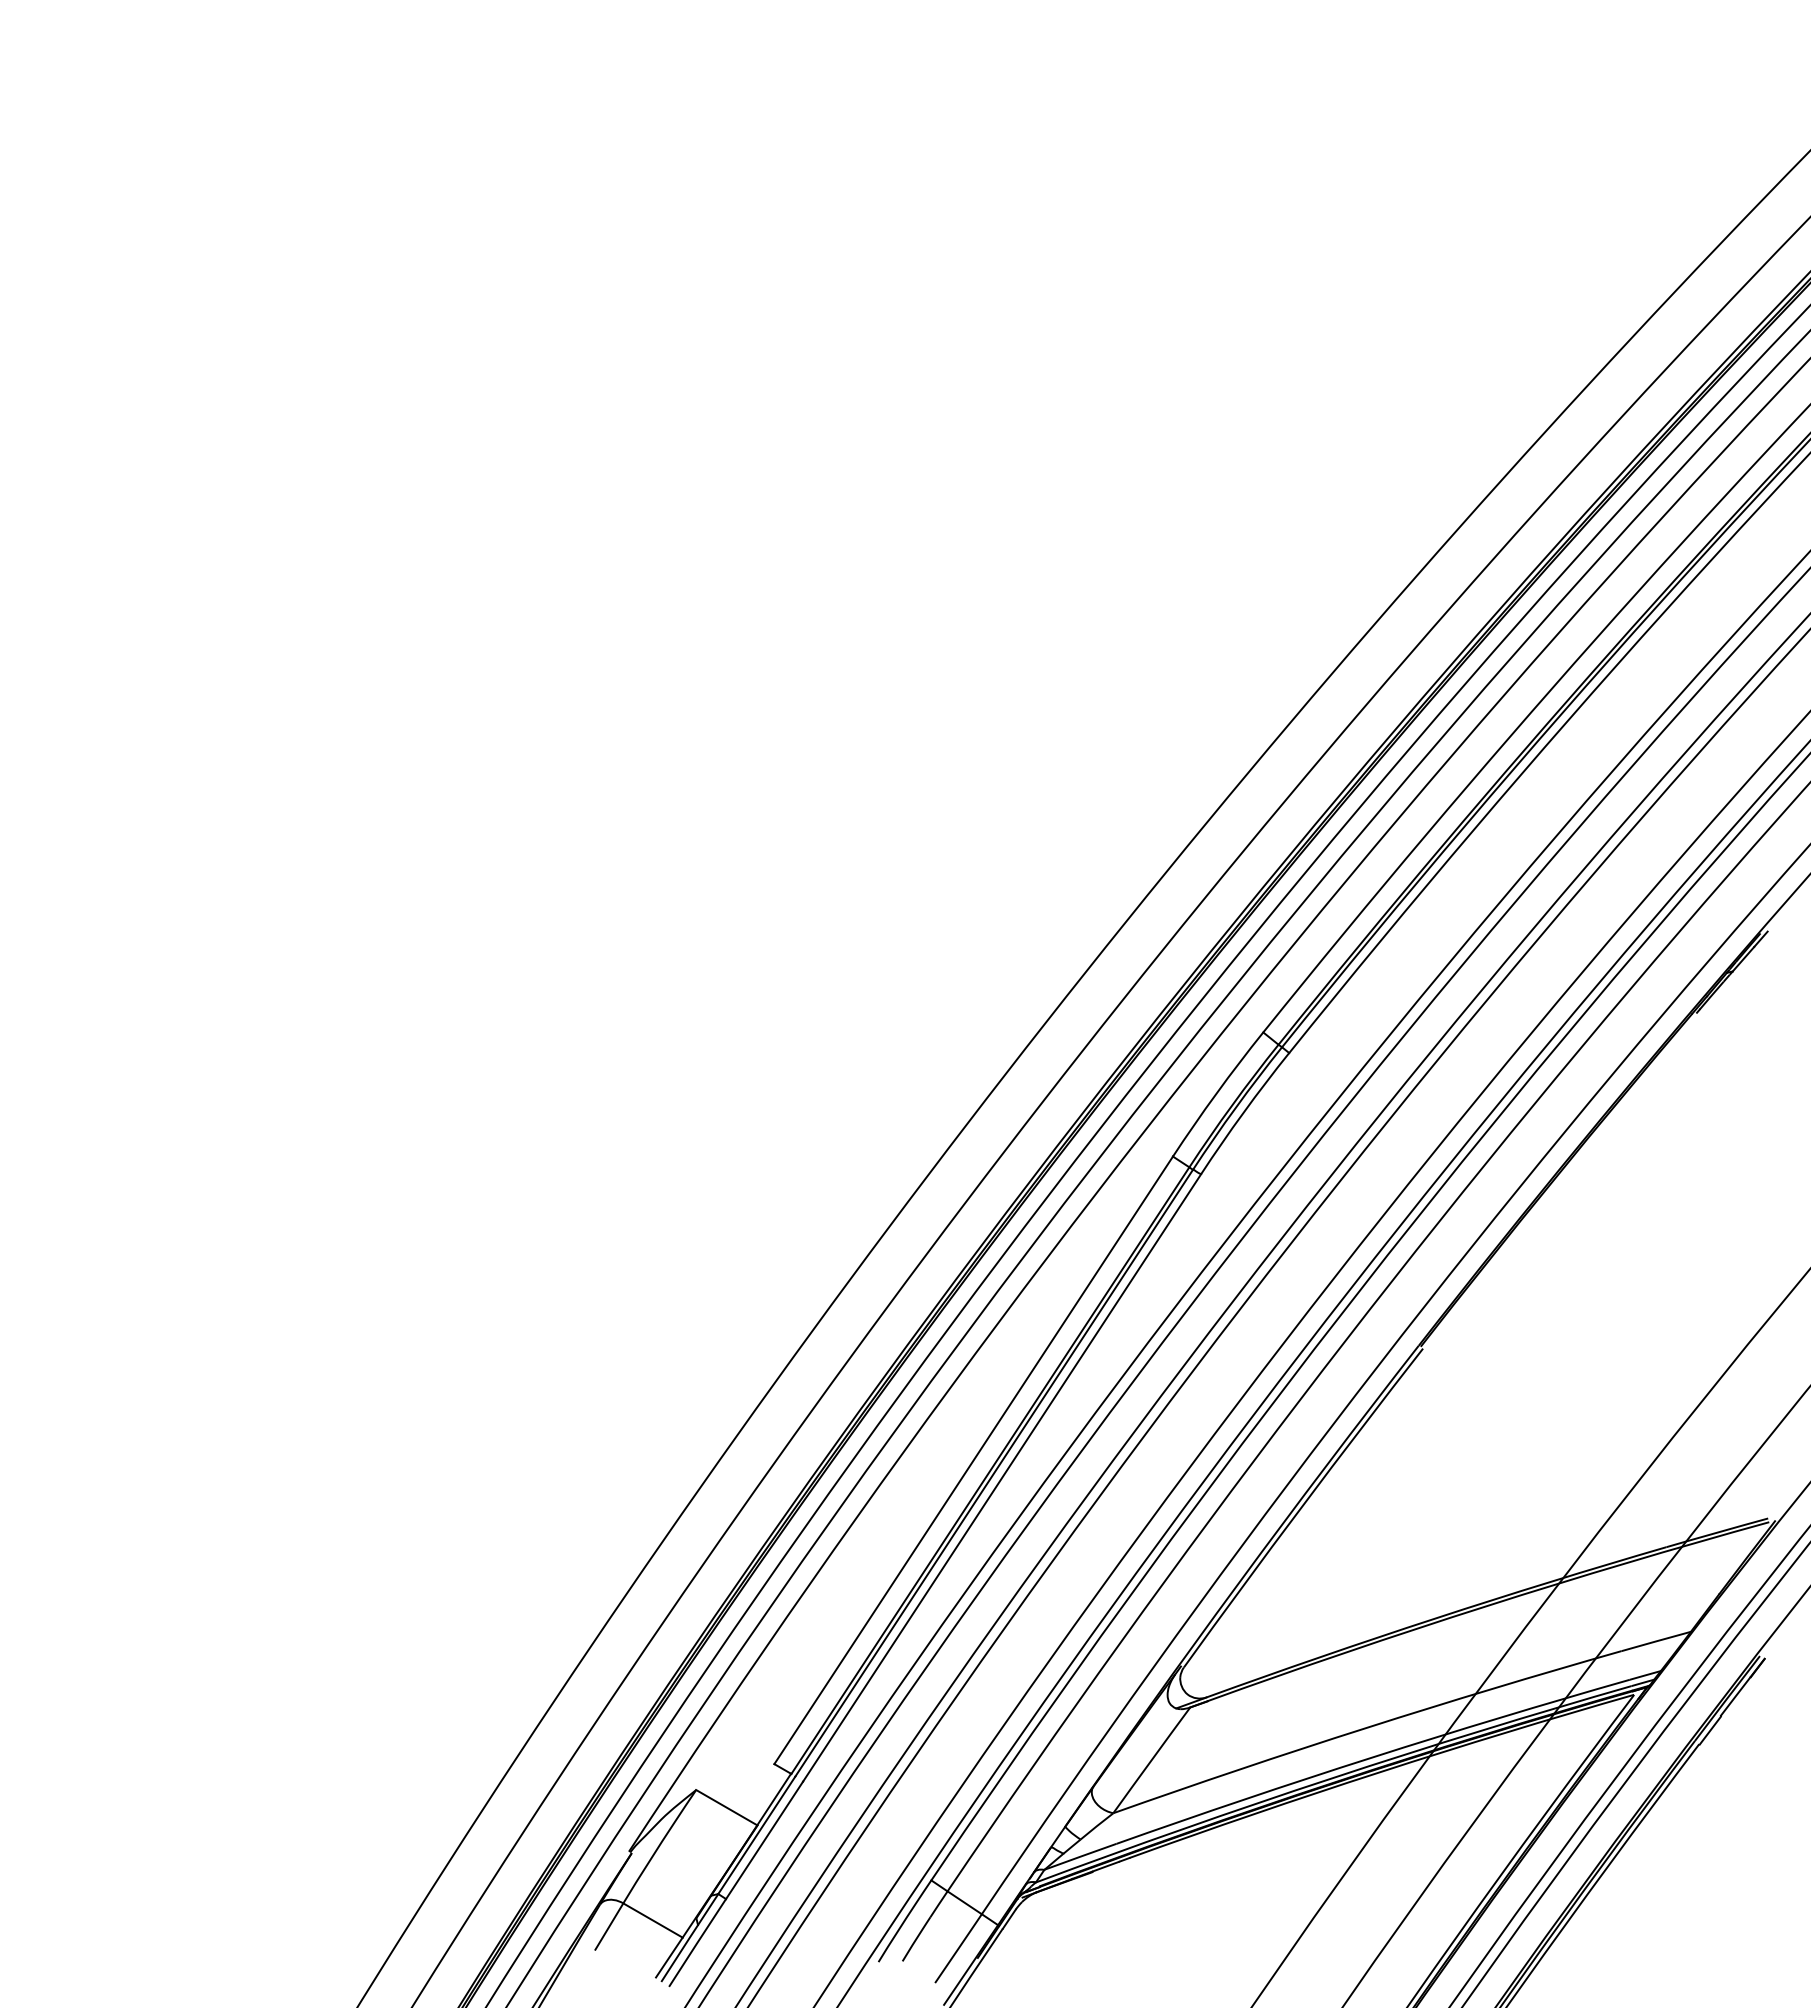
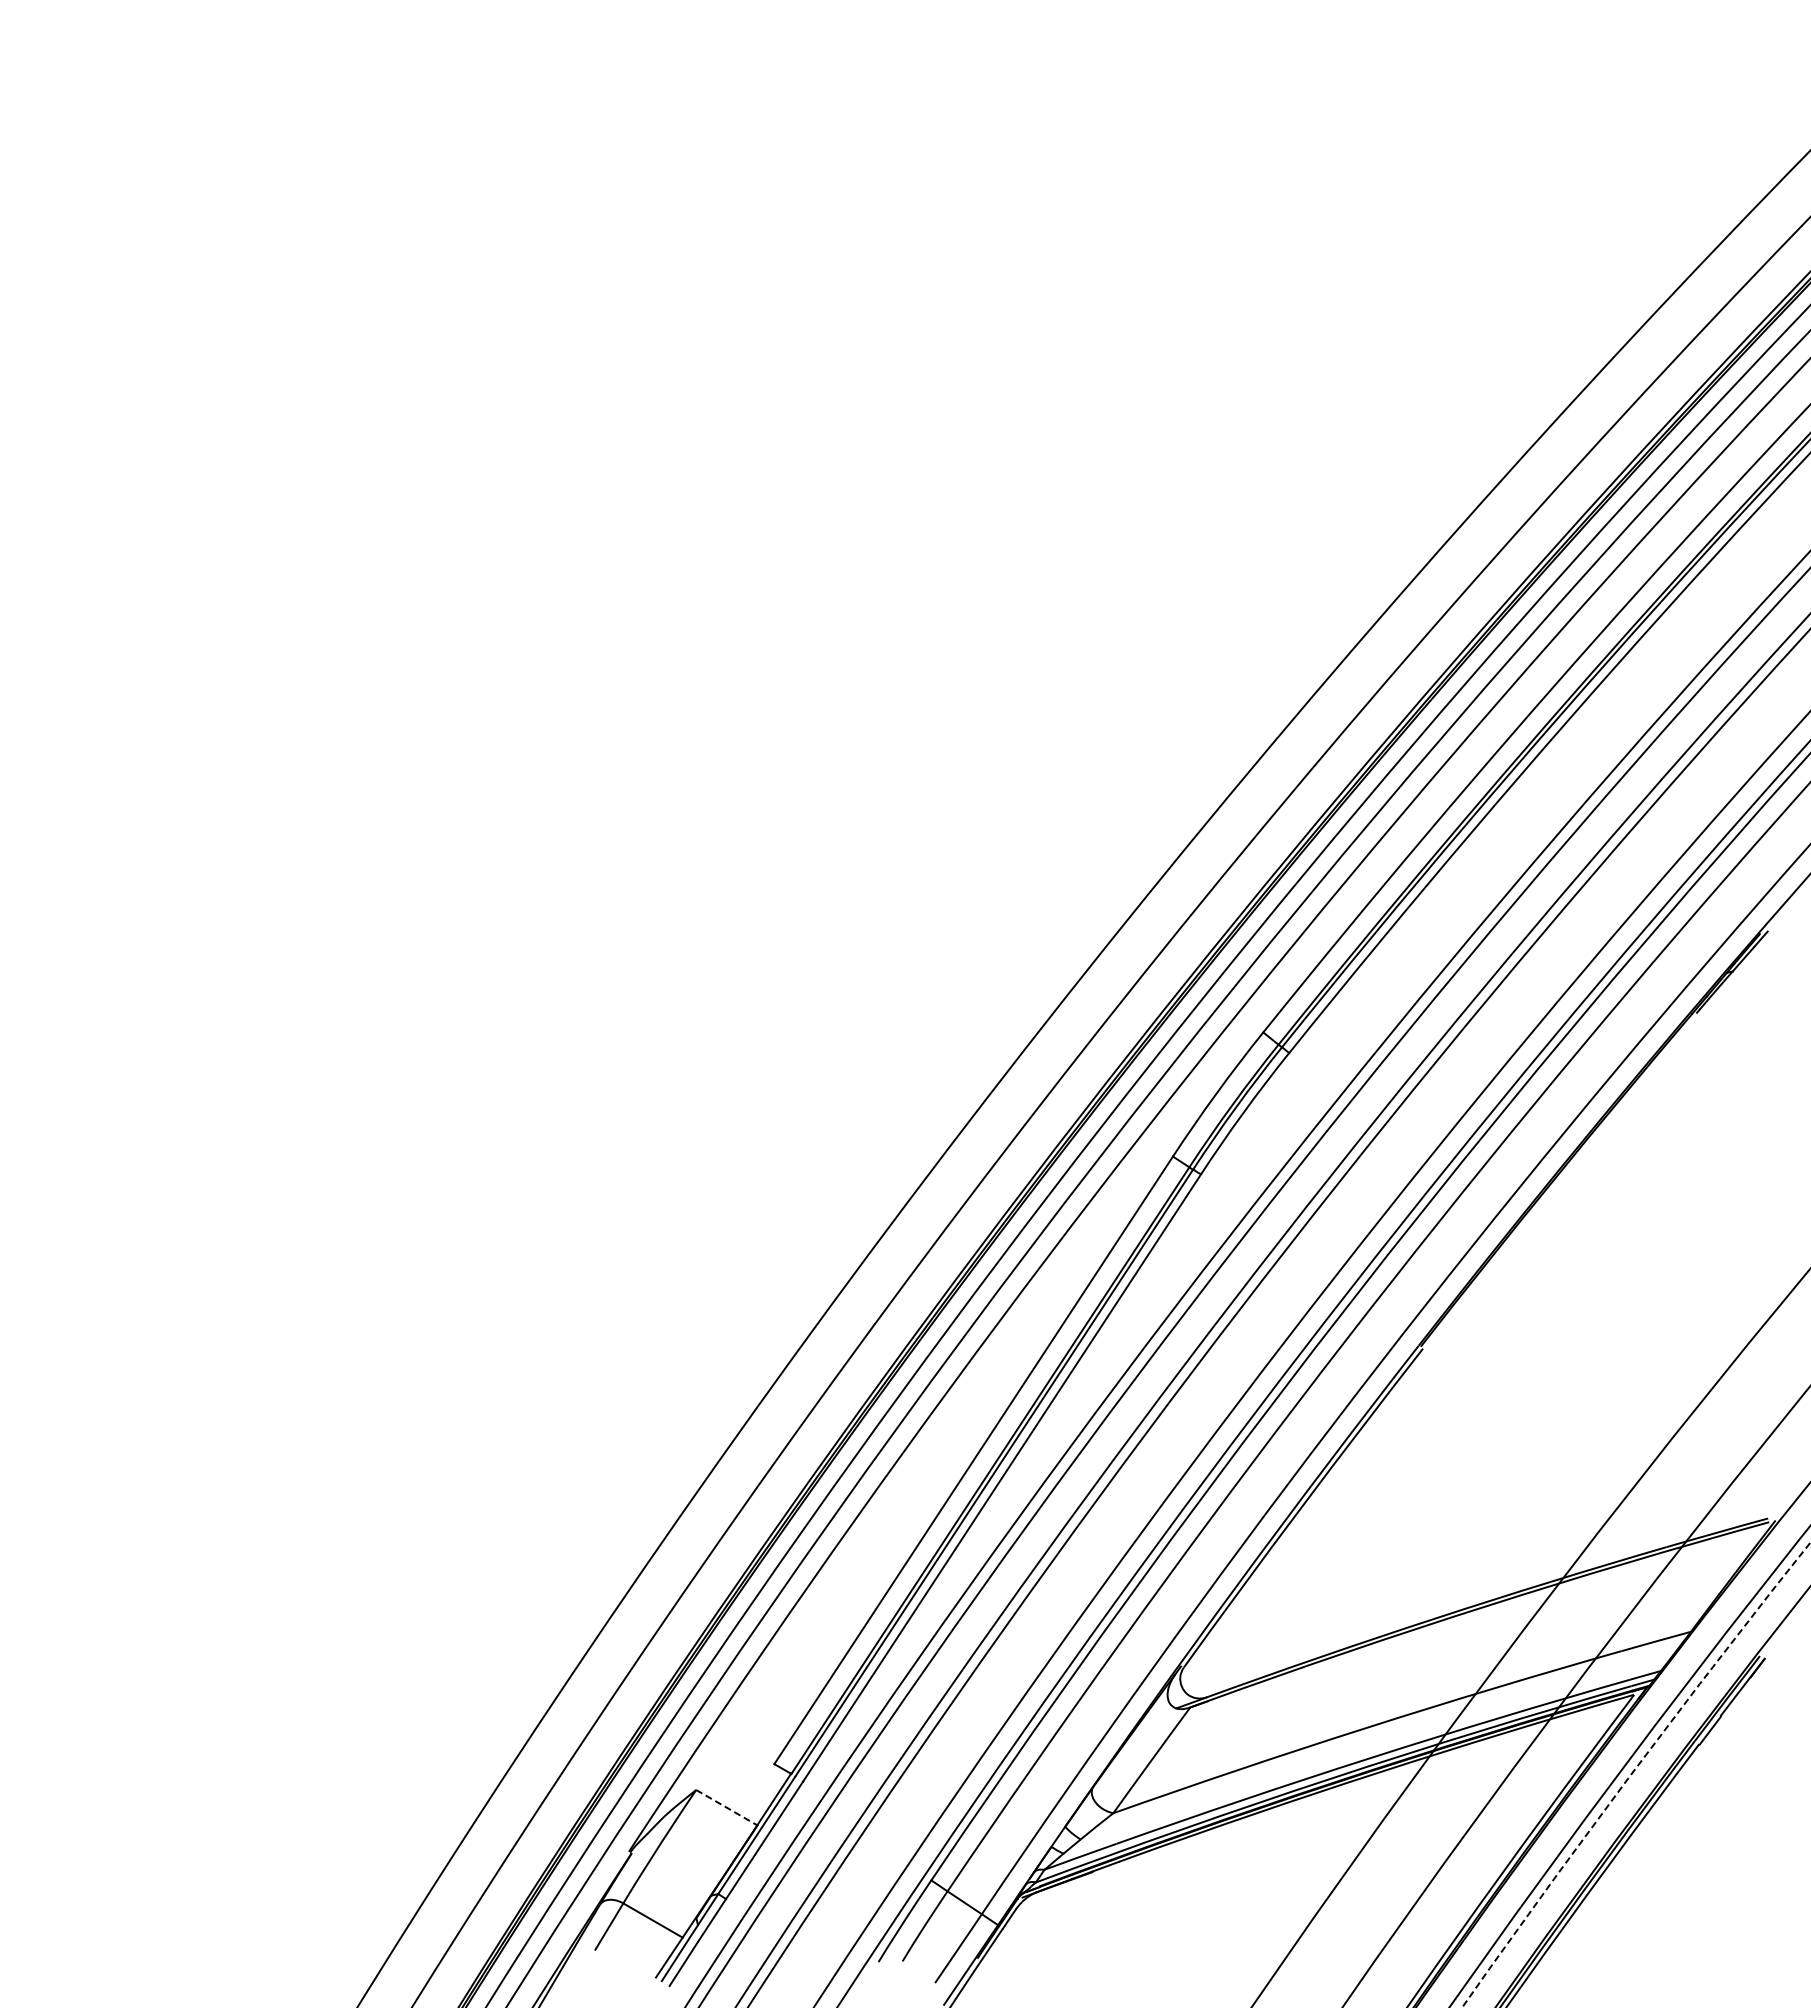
circle: solid -> dashed (1636, 1774)
line: solid -> dashed (727, 1807)
